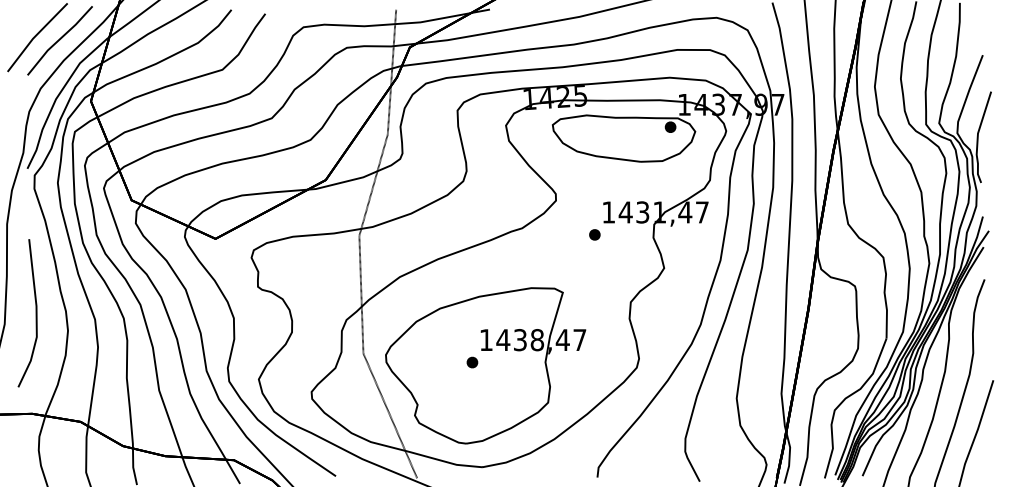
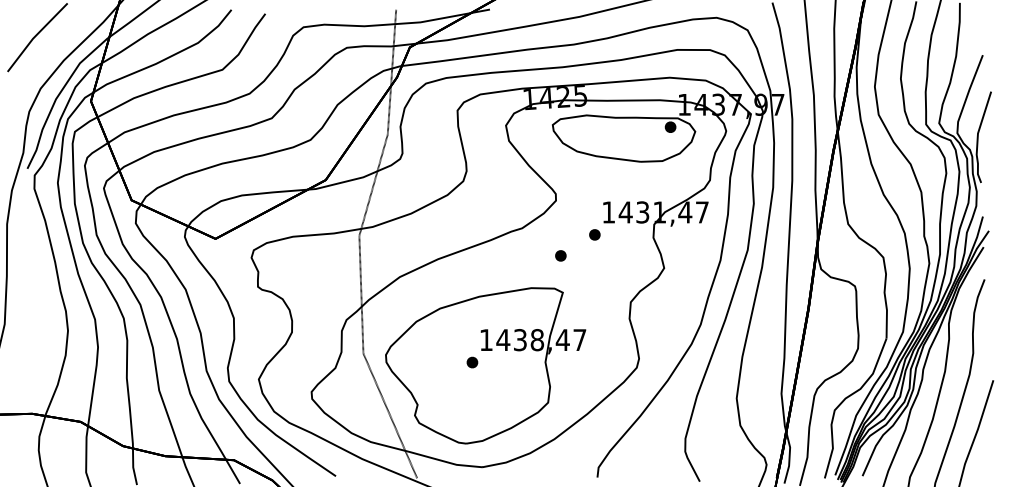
line: present -> none (59, 40)
part: none -> present (560, 255)
line: present -> none (35, 313)
